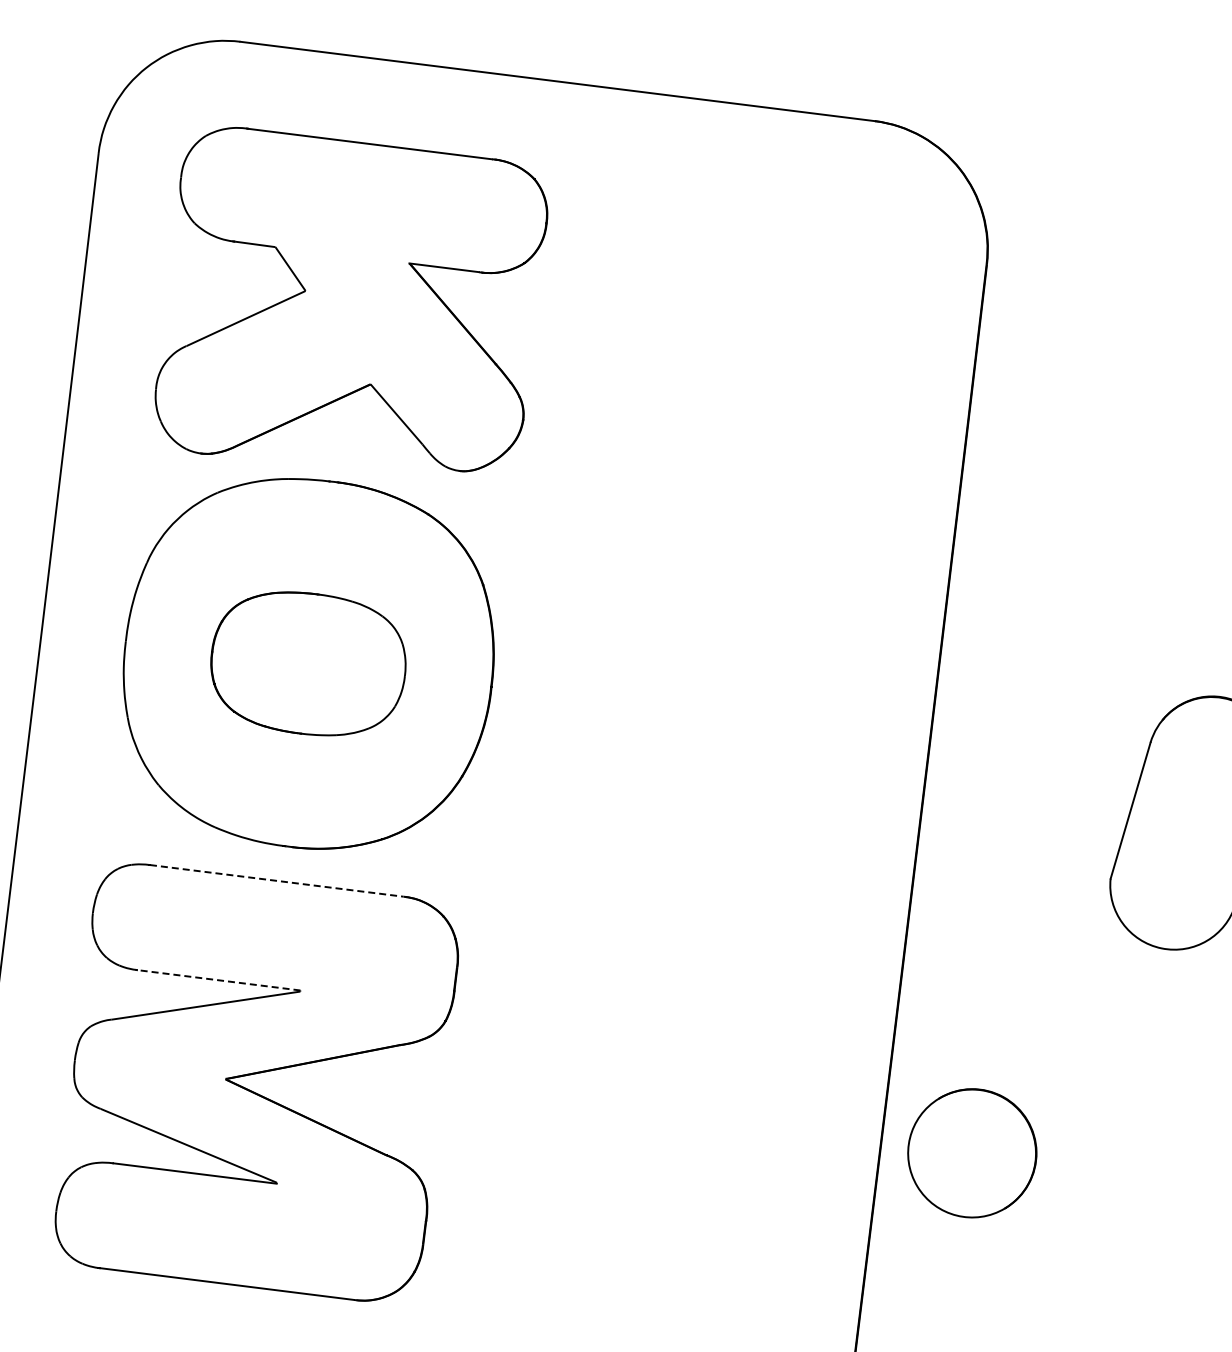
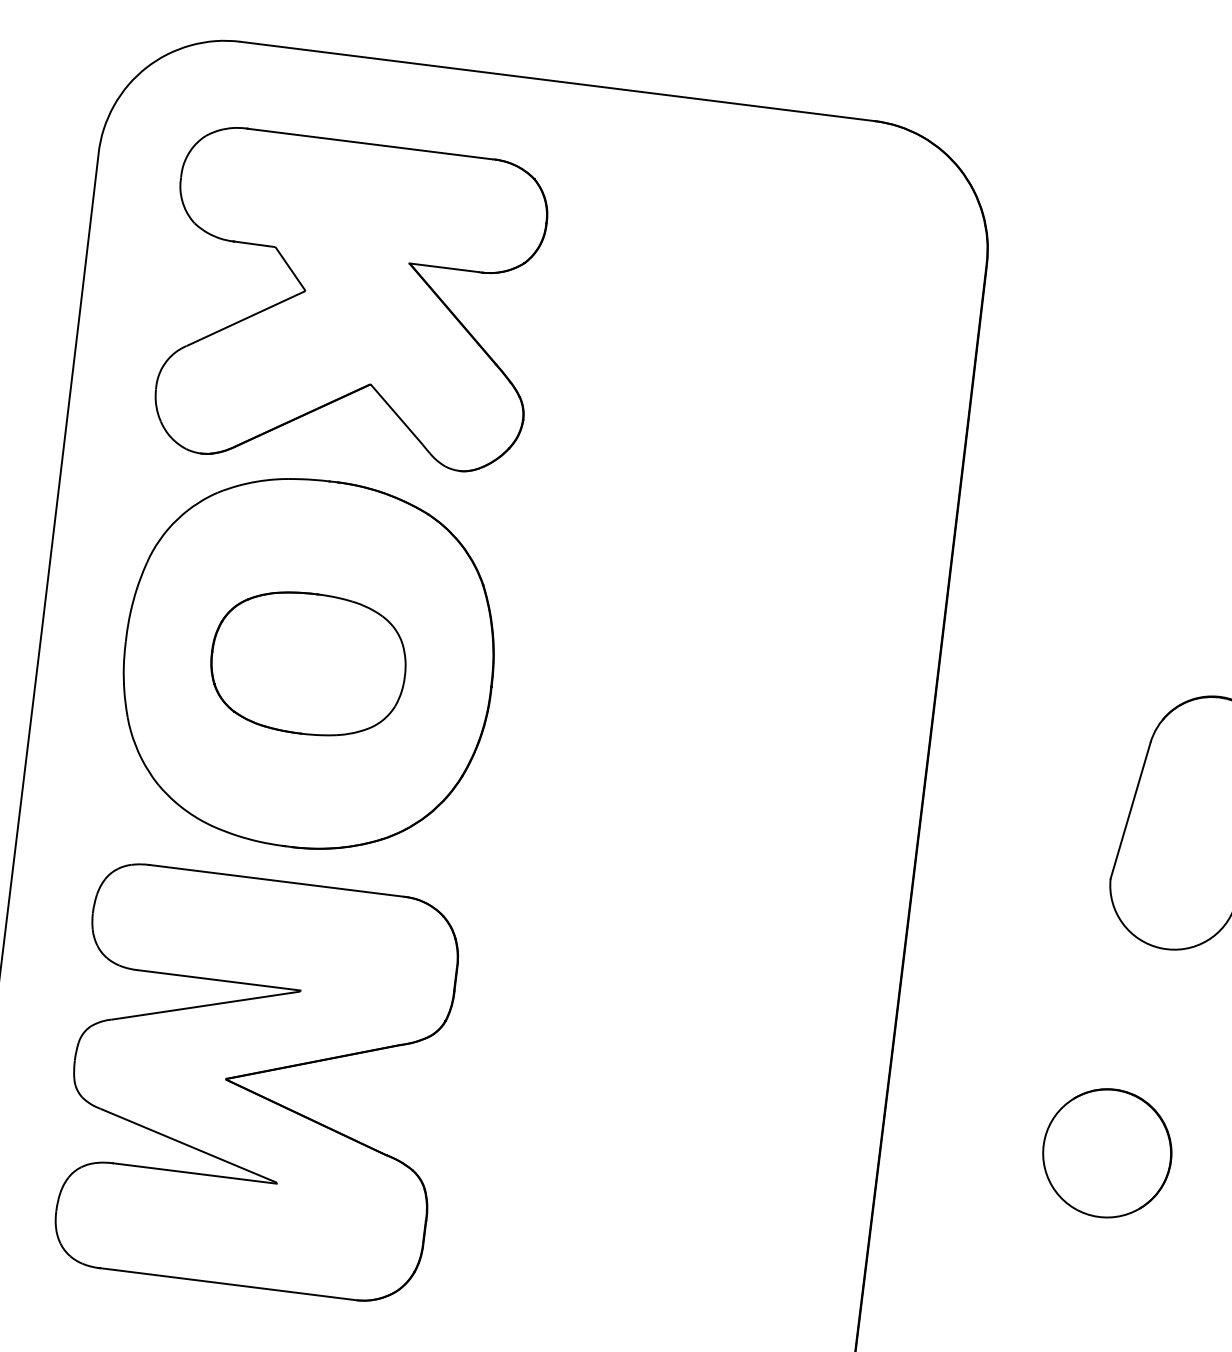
line: dashed -> solid (276, 880)
line: dashed -> solid (218, 980)
part position: (972, 1153) -> (1107, 1153) (1107, 1153)
